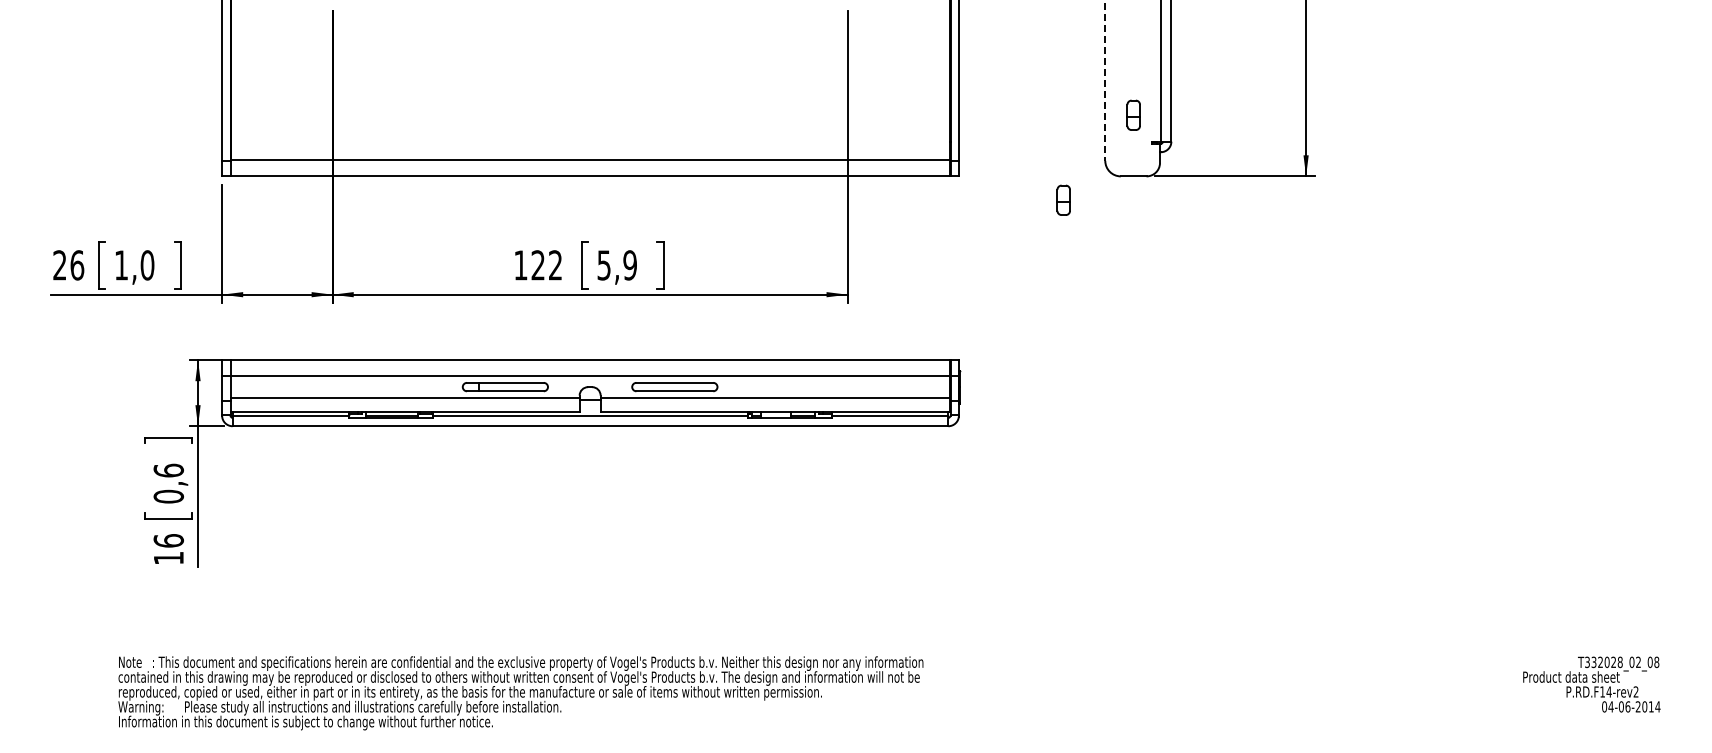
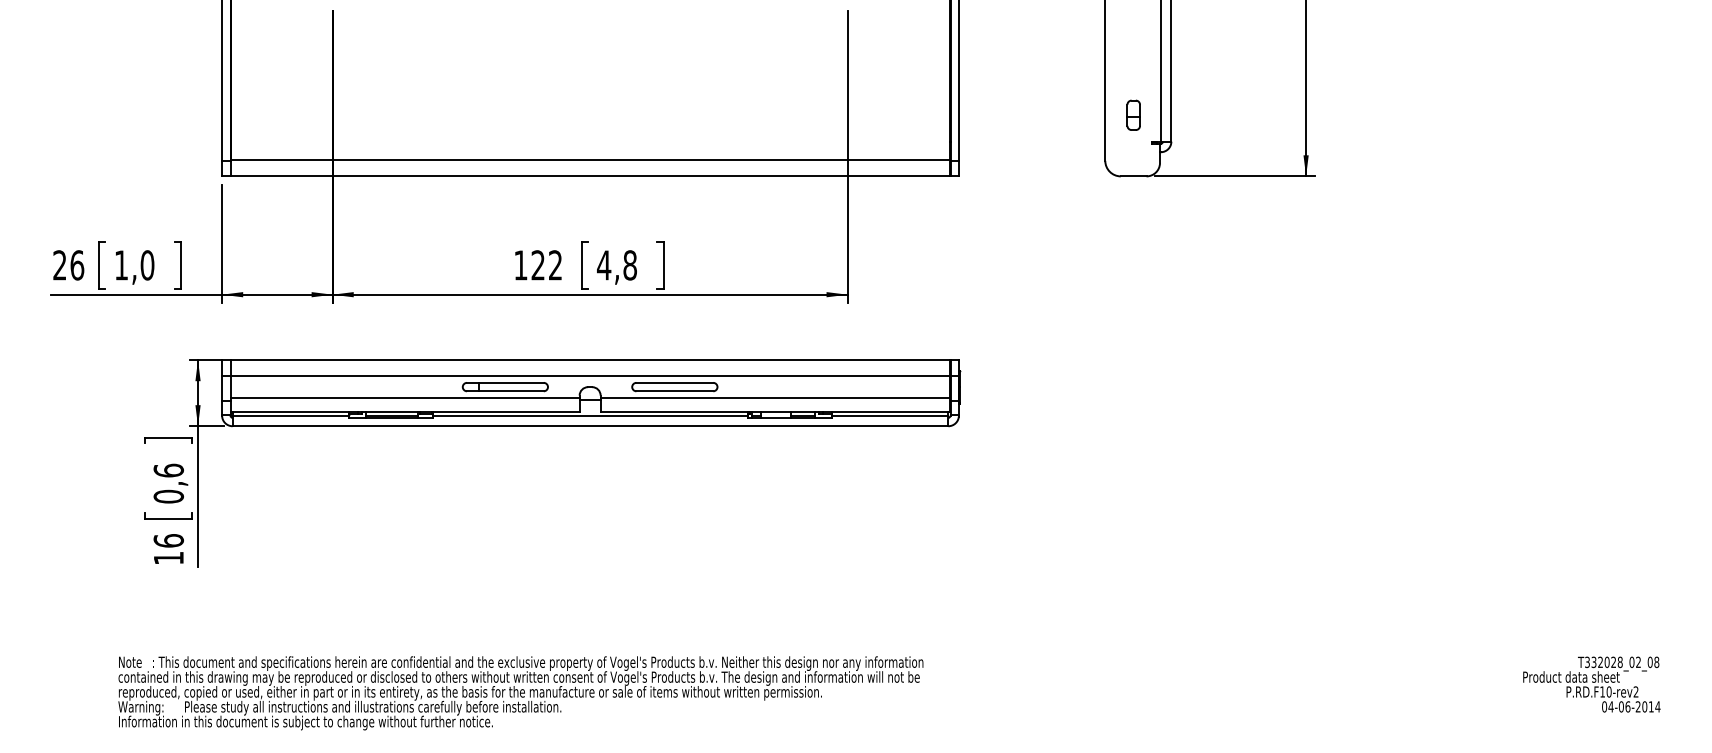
line: dashed -> solid (1105, 80)
part: present -> none (1063, 199)
text: 5,9 -> 4,8 (616, 265)
text: P.RD.F14-rev2 -> P.RD.F10-rev2 (1608, 691)
